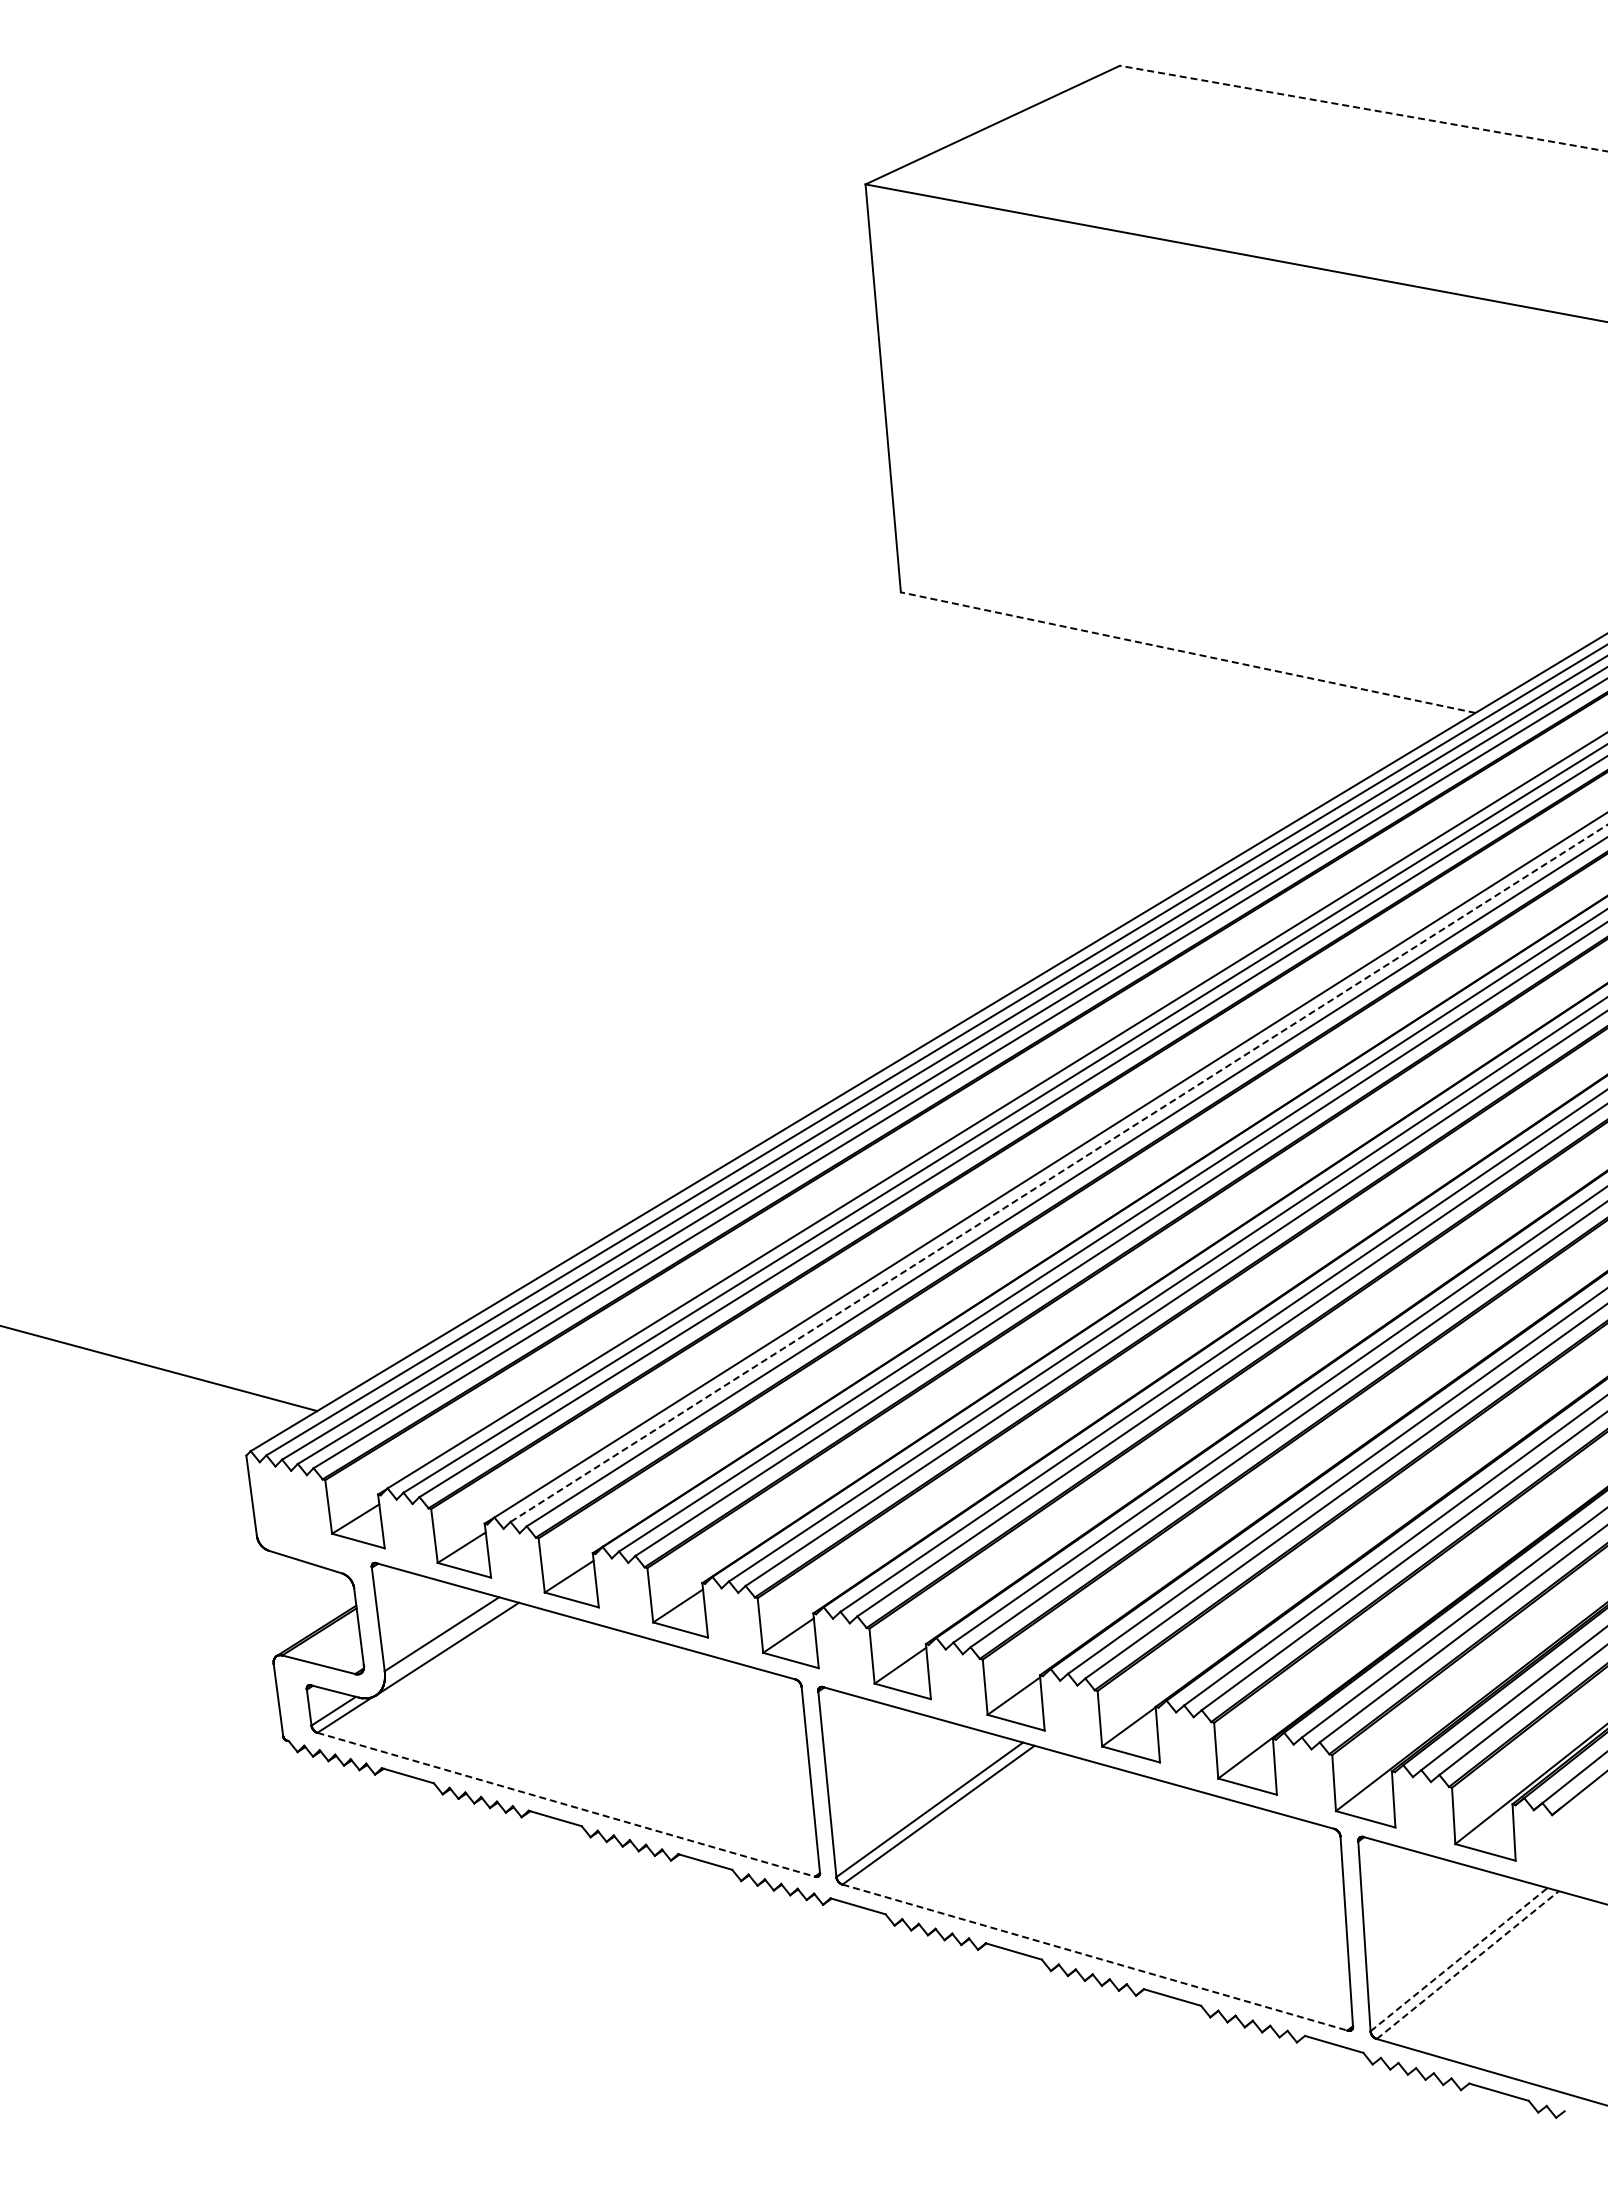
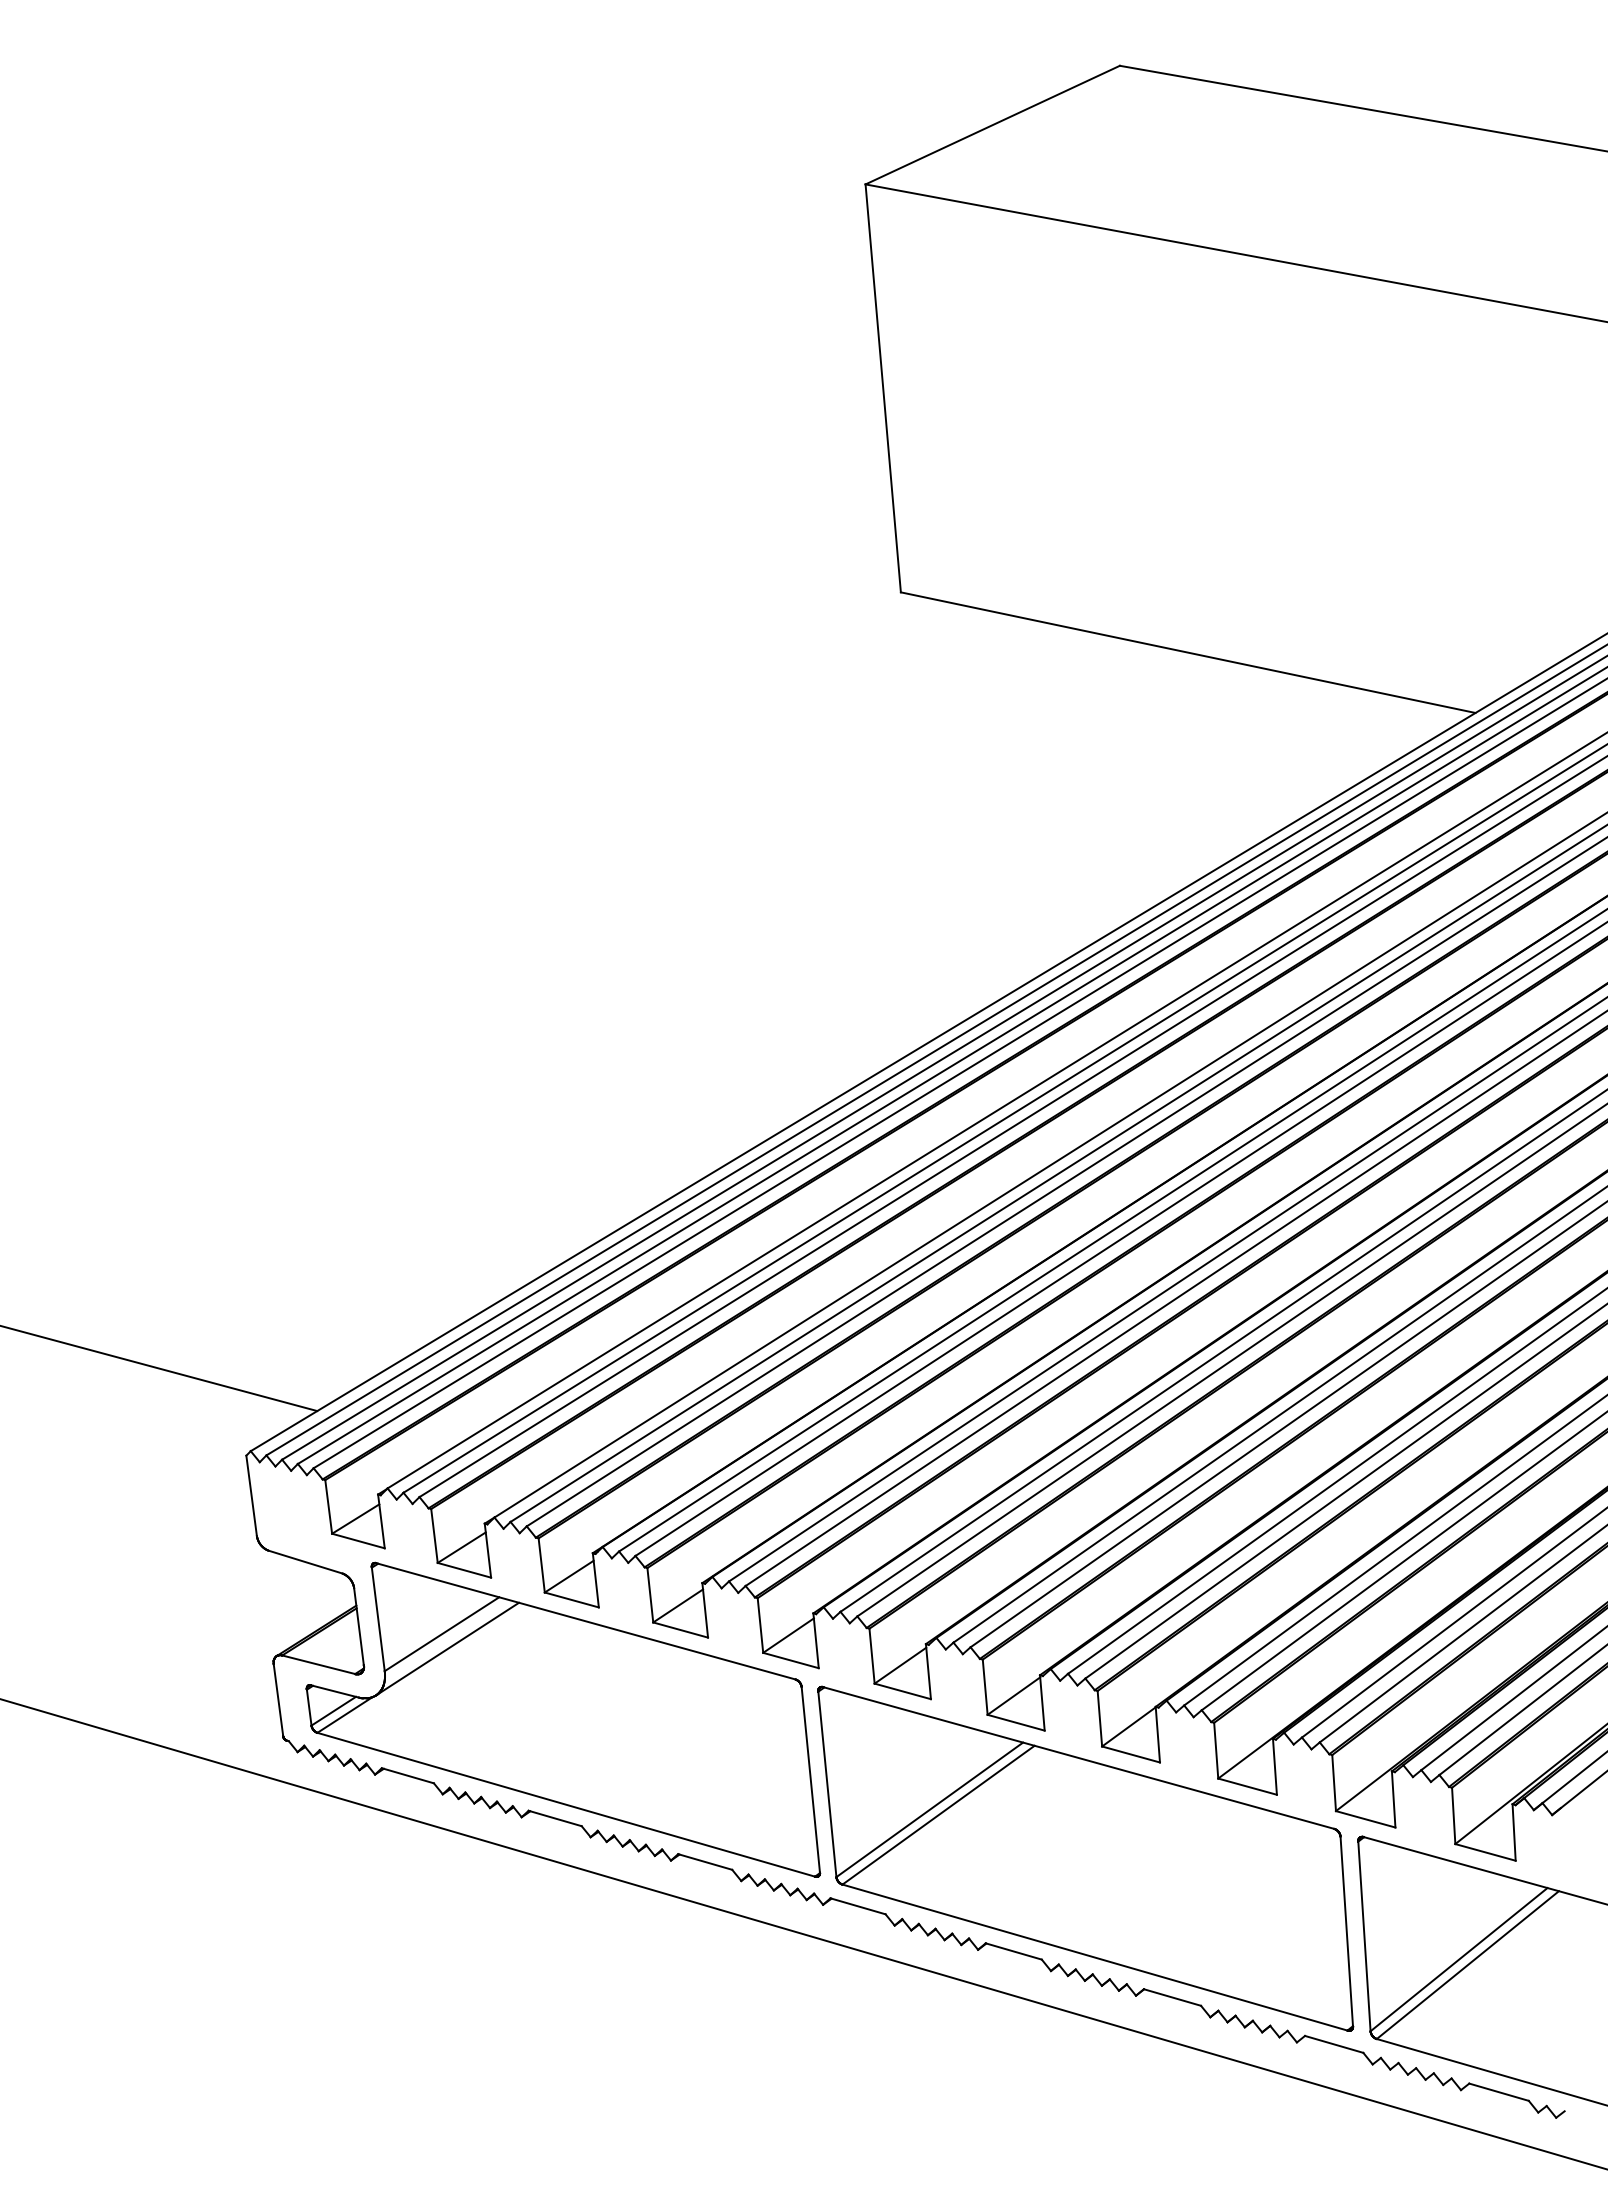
line: dashed -> solid (1363, 108)
line: dashed -> solid (1188, 652)
line: dashed -> solid (1059, 1173)
line: dashed -> solid (566, 1804)
line: none -> present (803, 1933)
line: dashed -> solid (1095, 1957)
line: dashed -> solid (1459, 1959)
line: dashed -> solid (1468, 1964)
